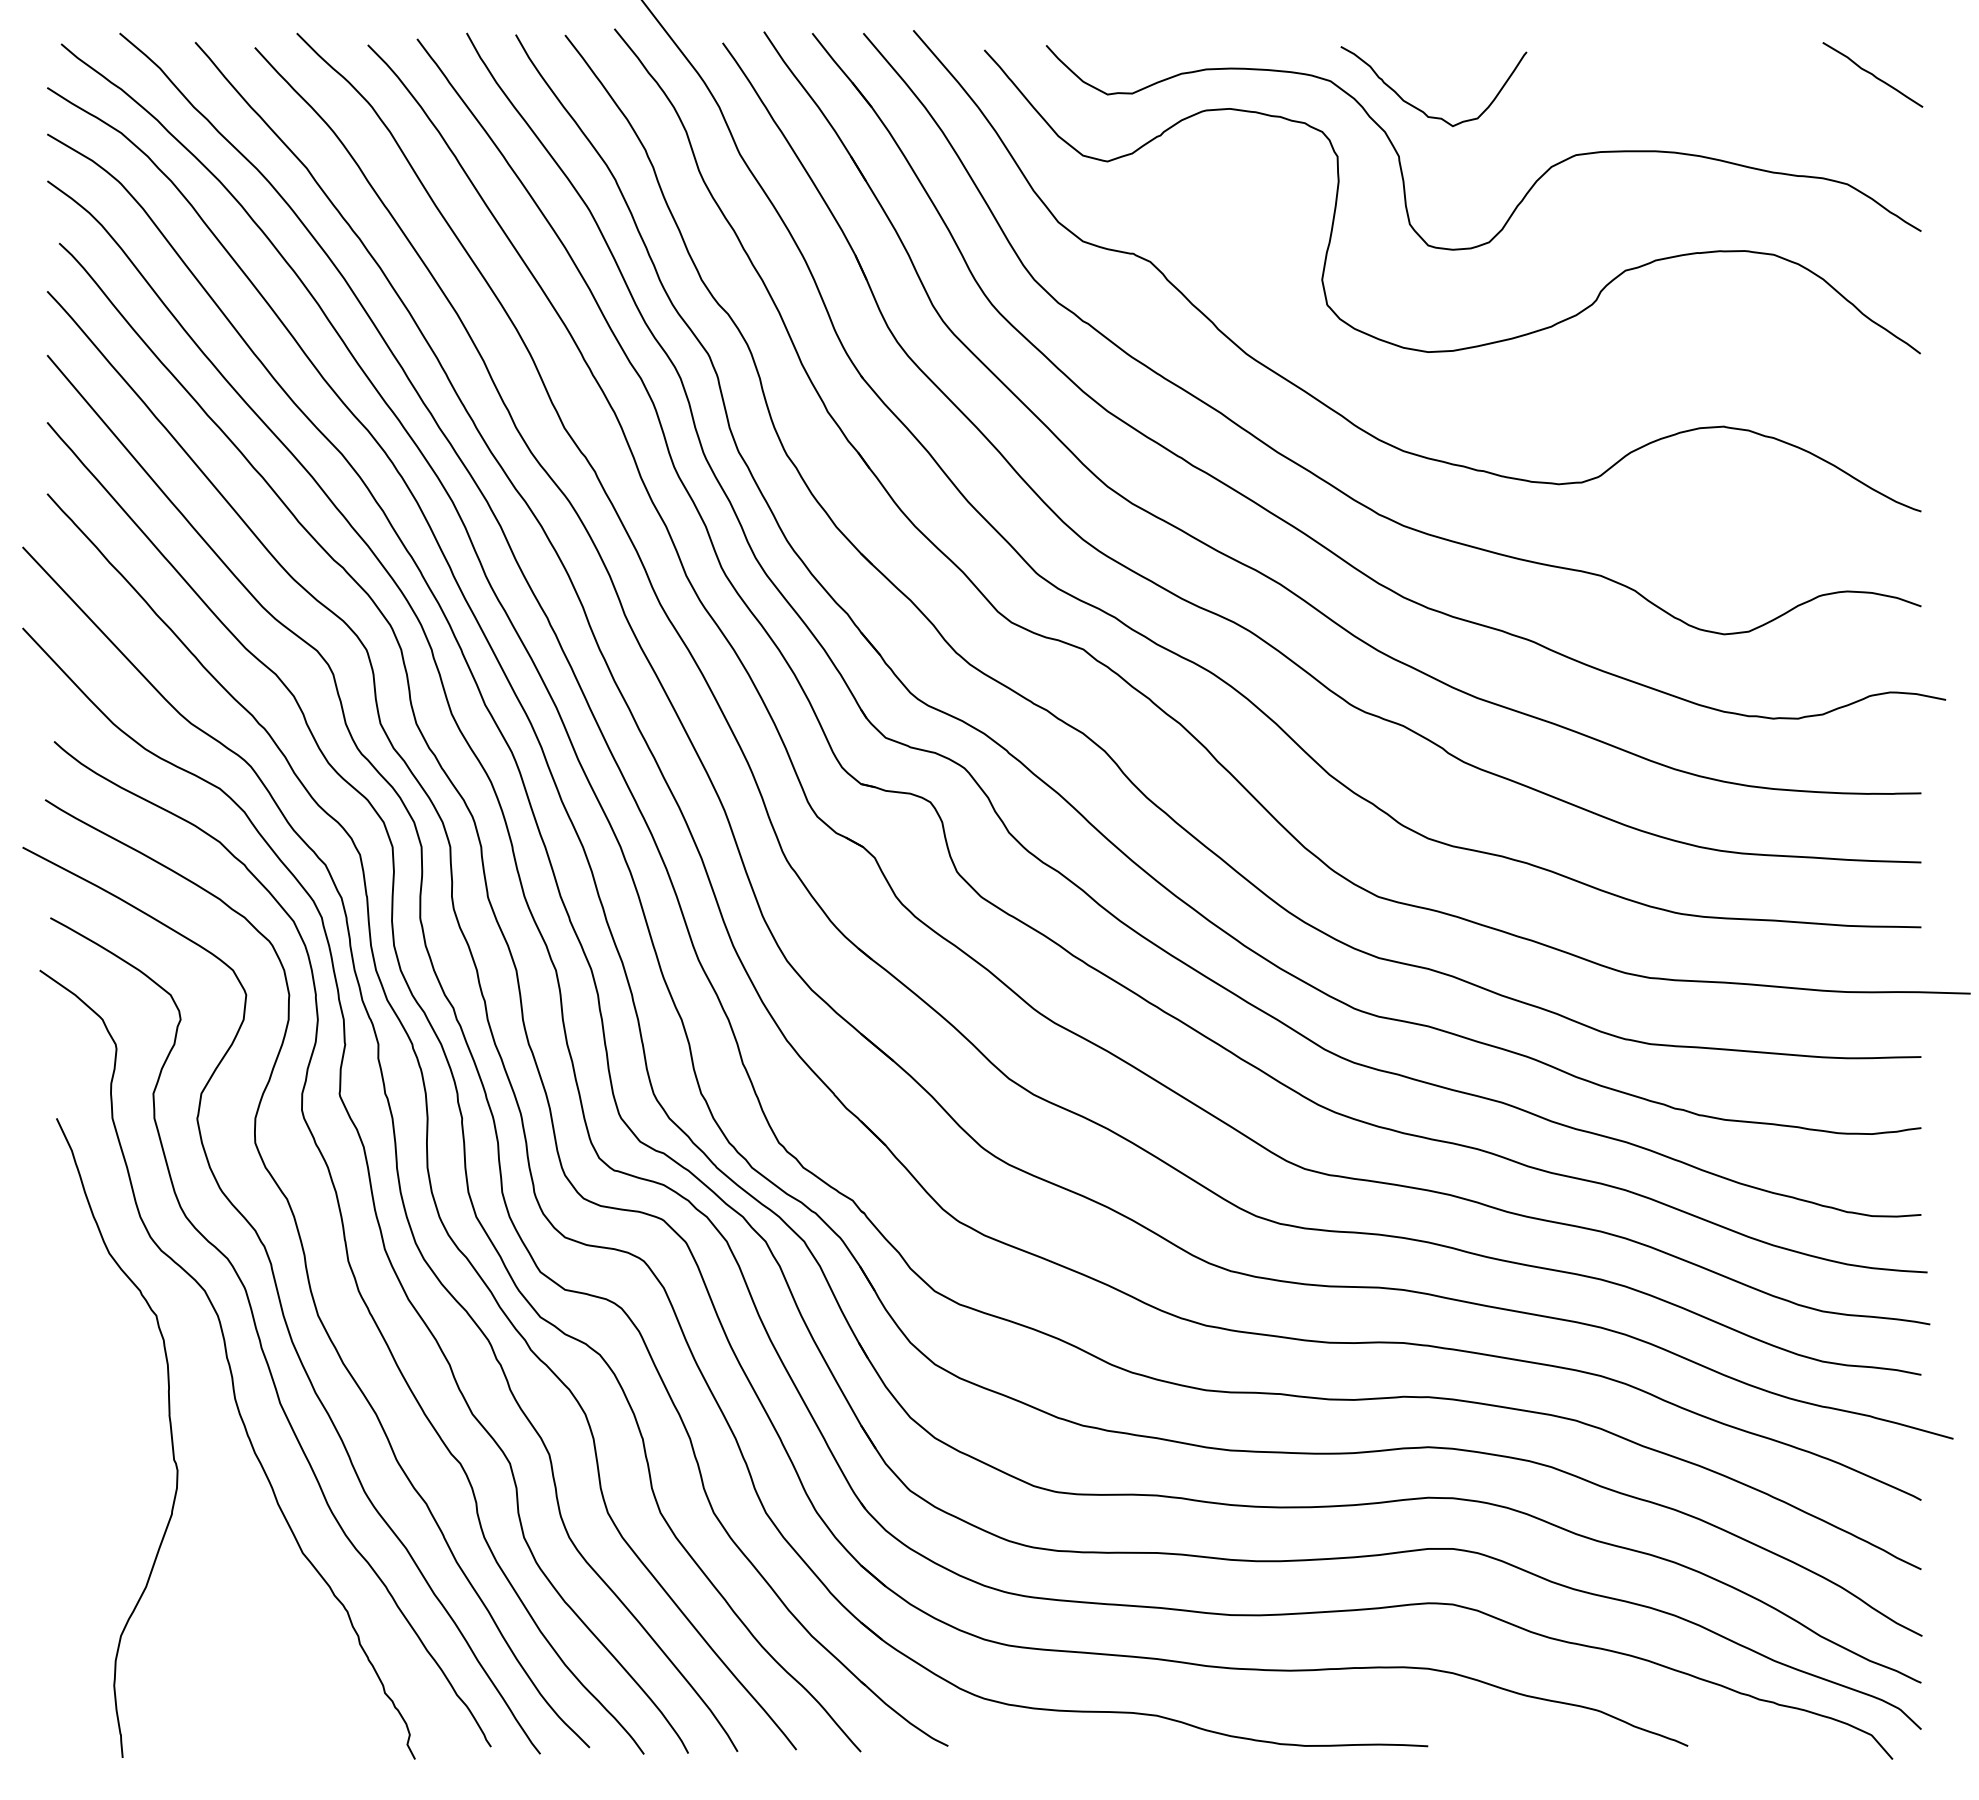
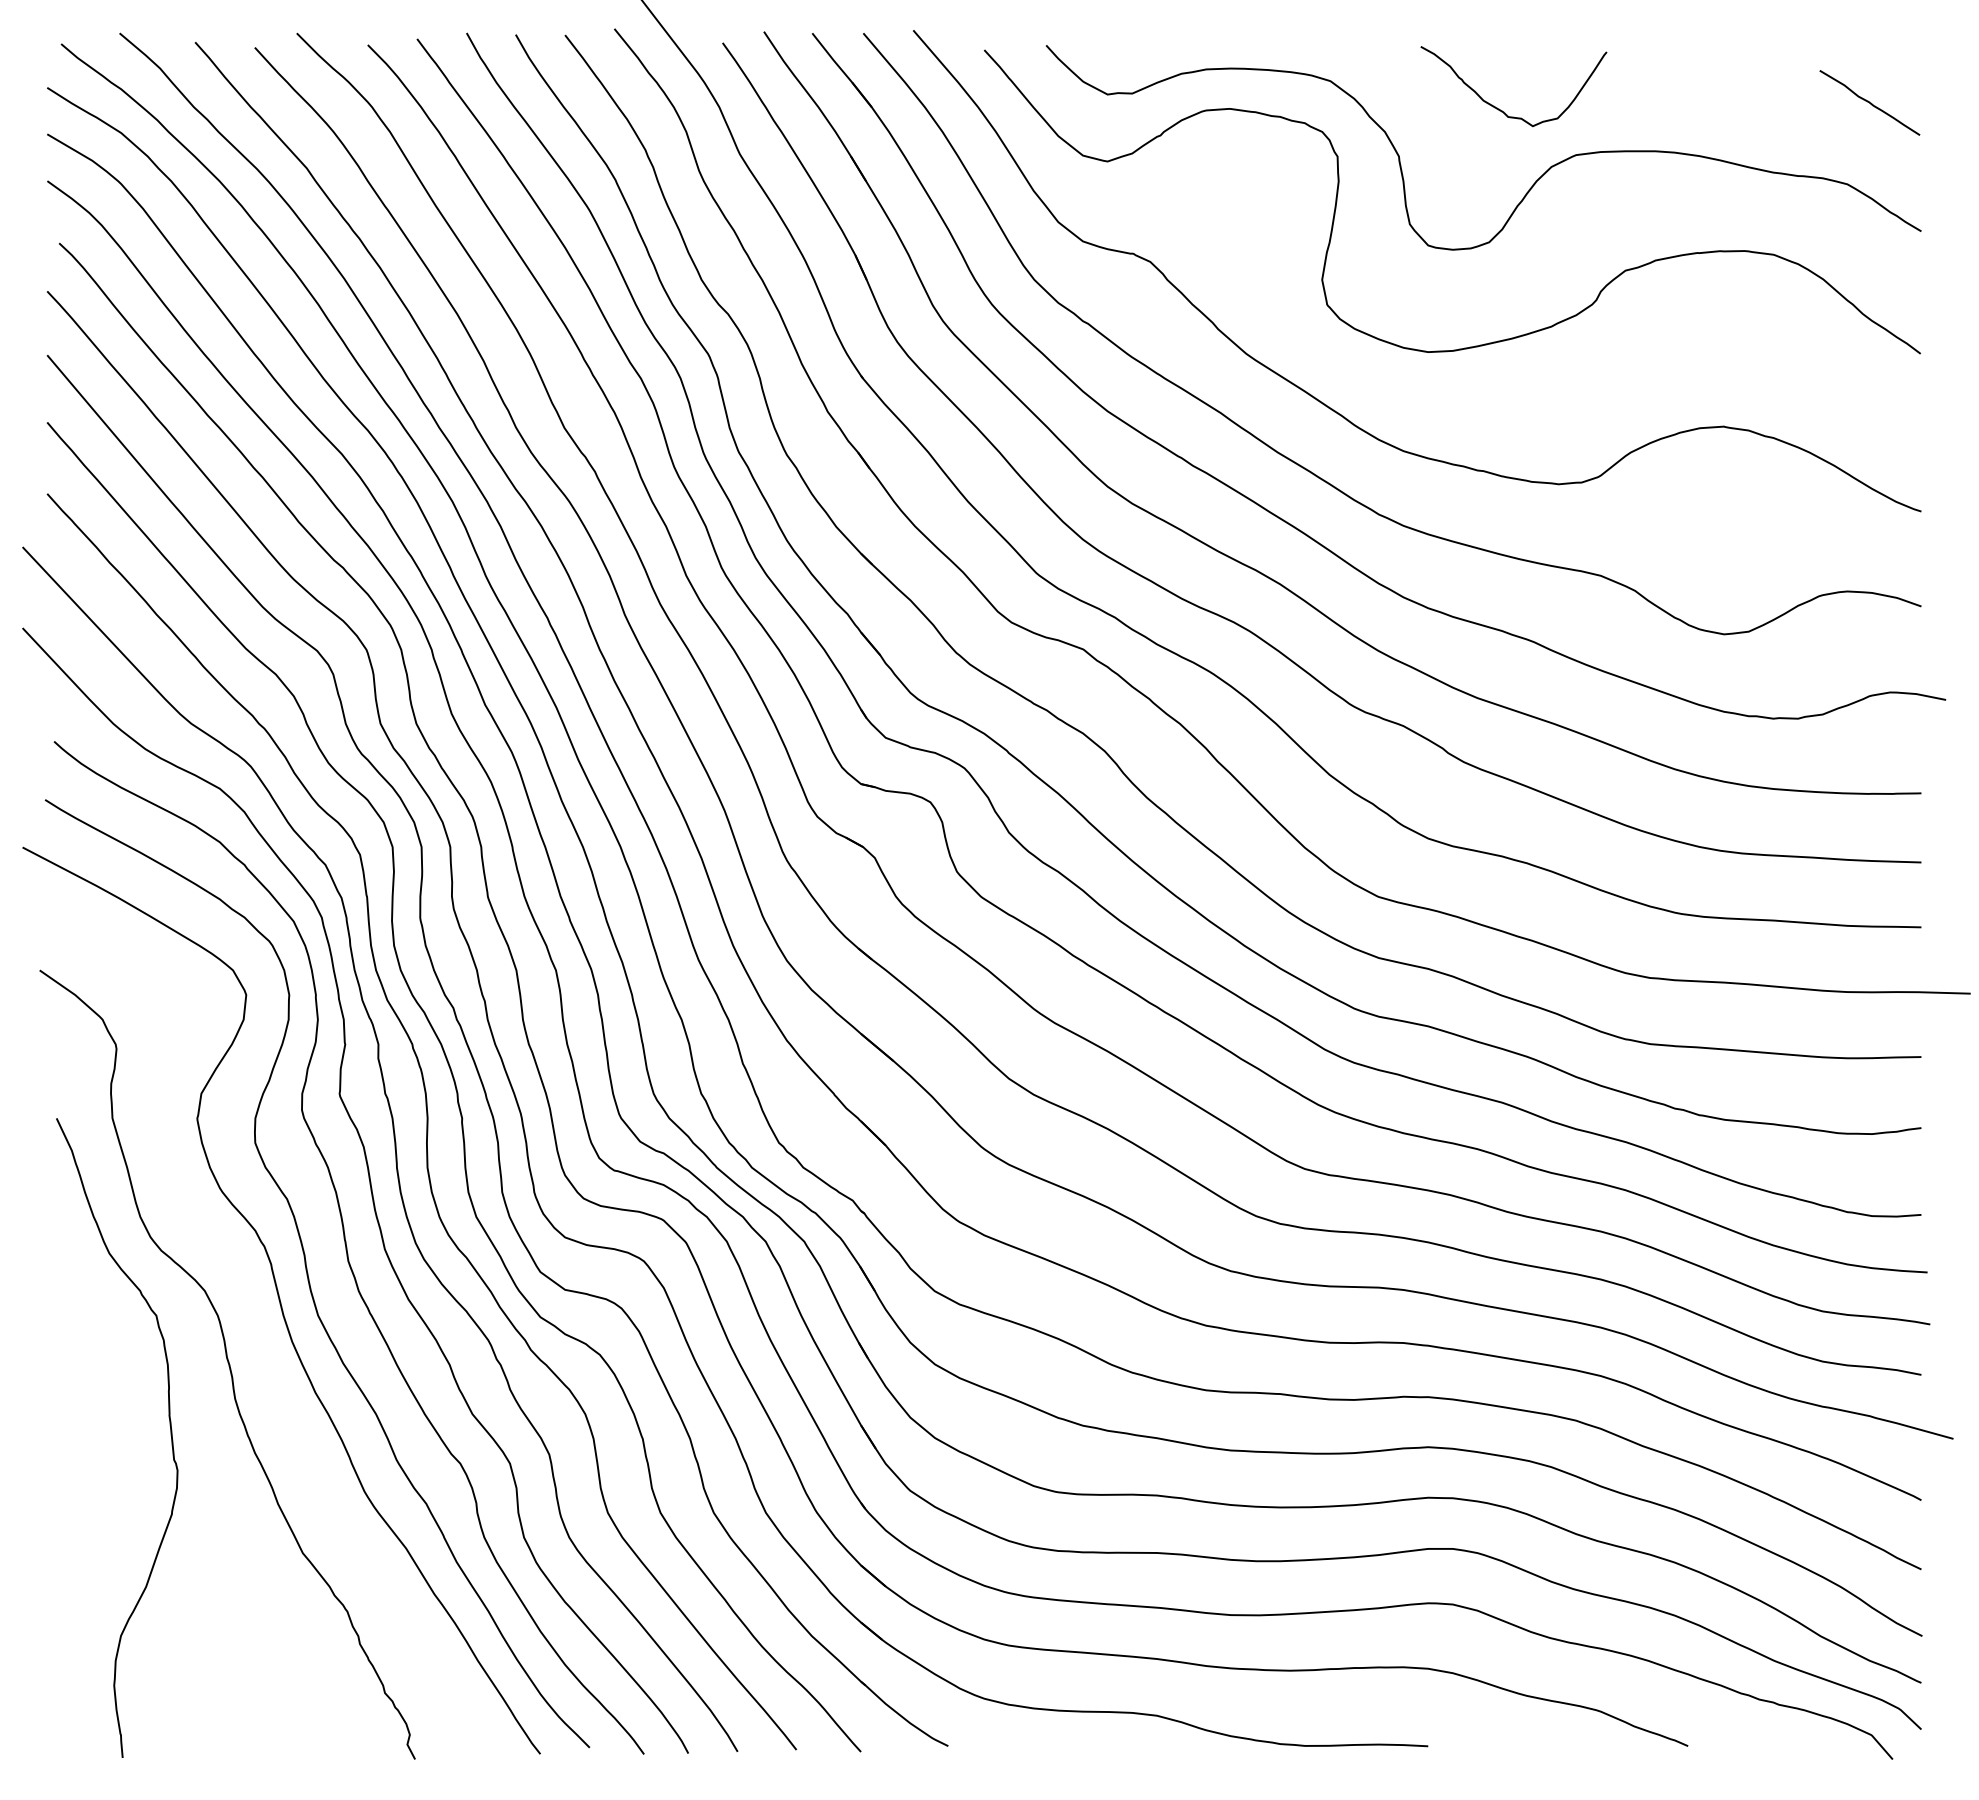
curve position: (1872, 74) -> (1869, 102) (1869, 102)
curve position: (1419, 108) -> (1499, 108) (1499, 108)
curve: present -> none (259, 1335)
